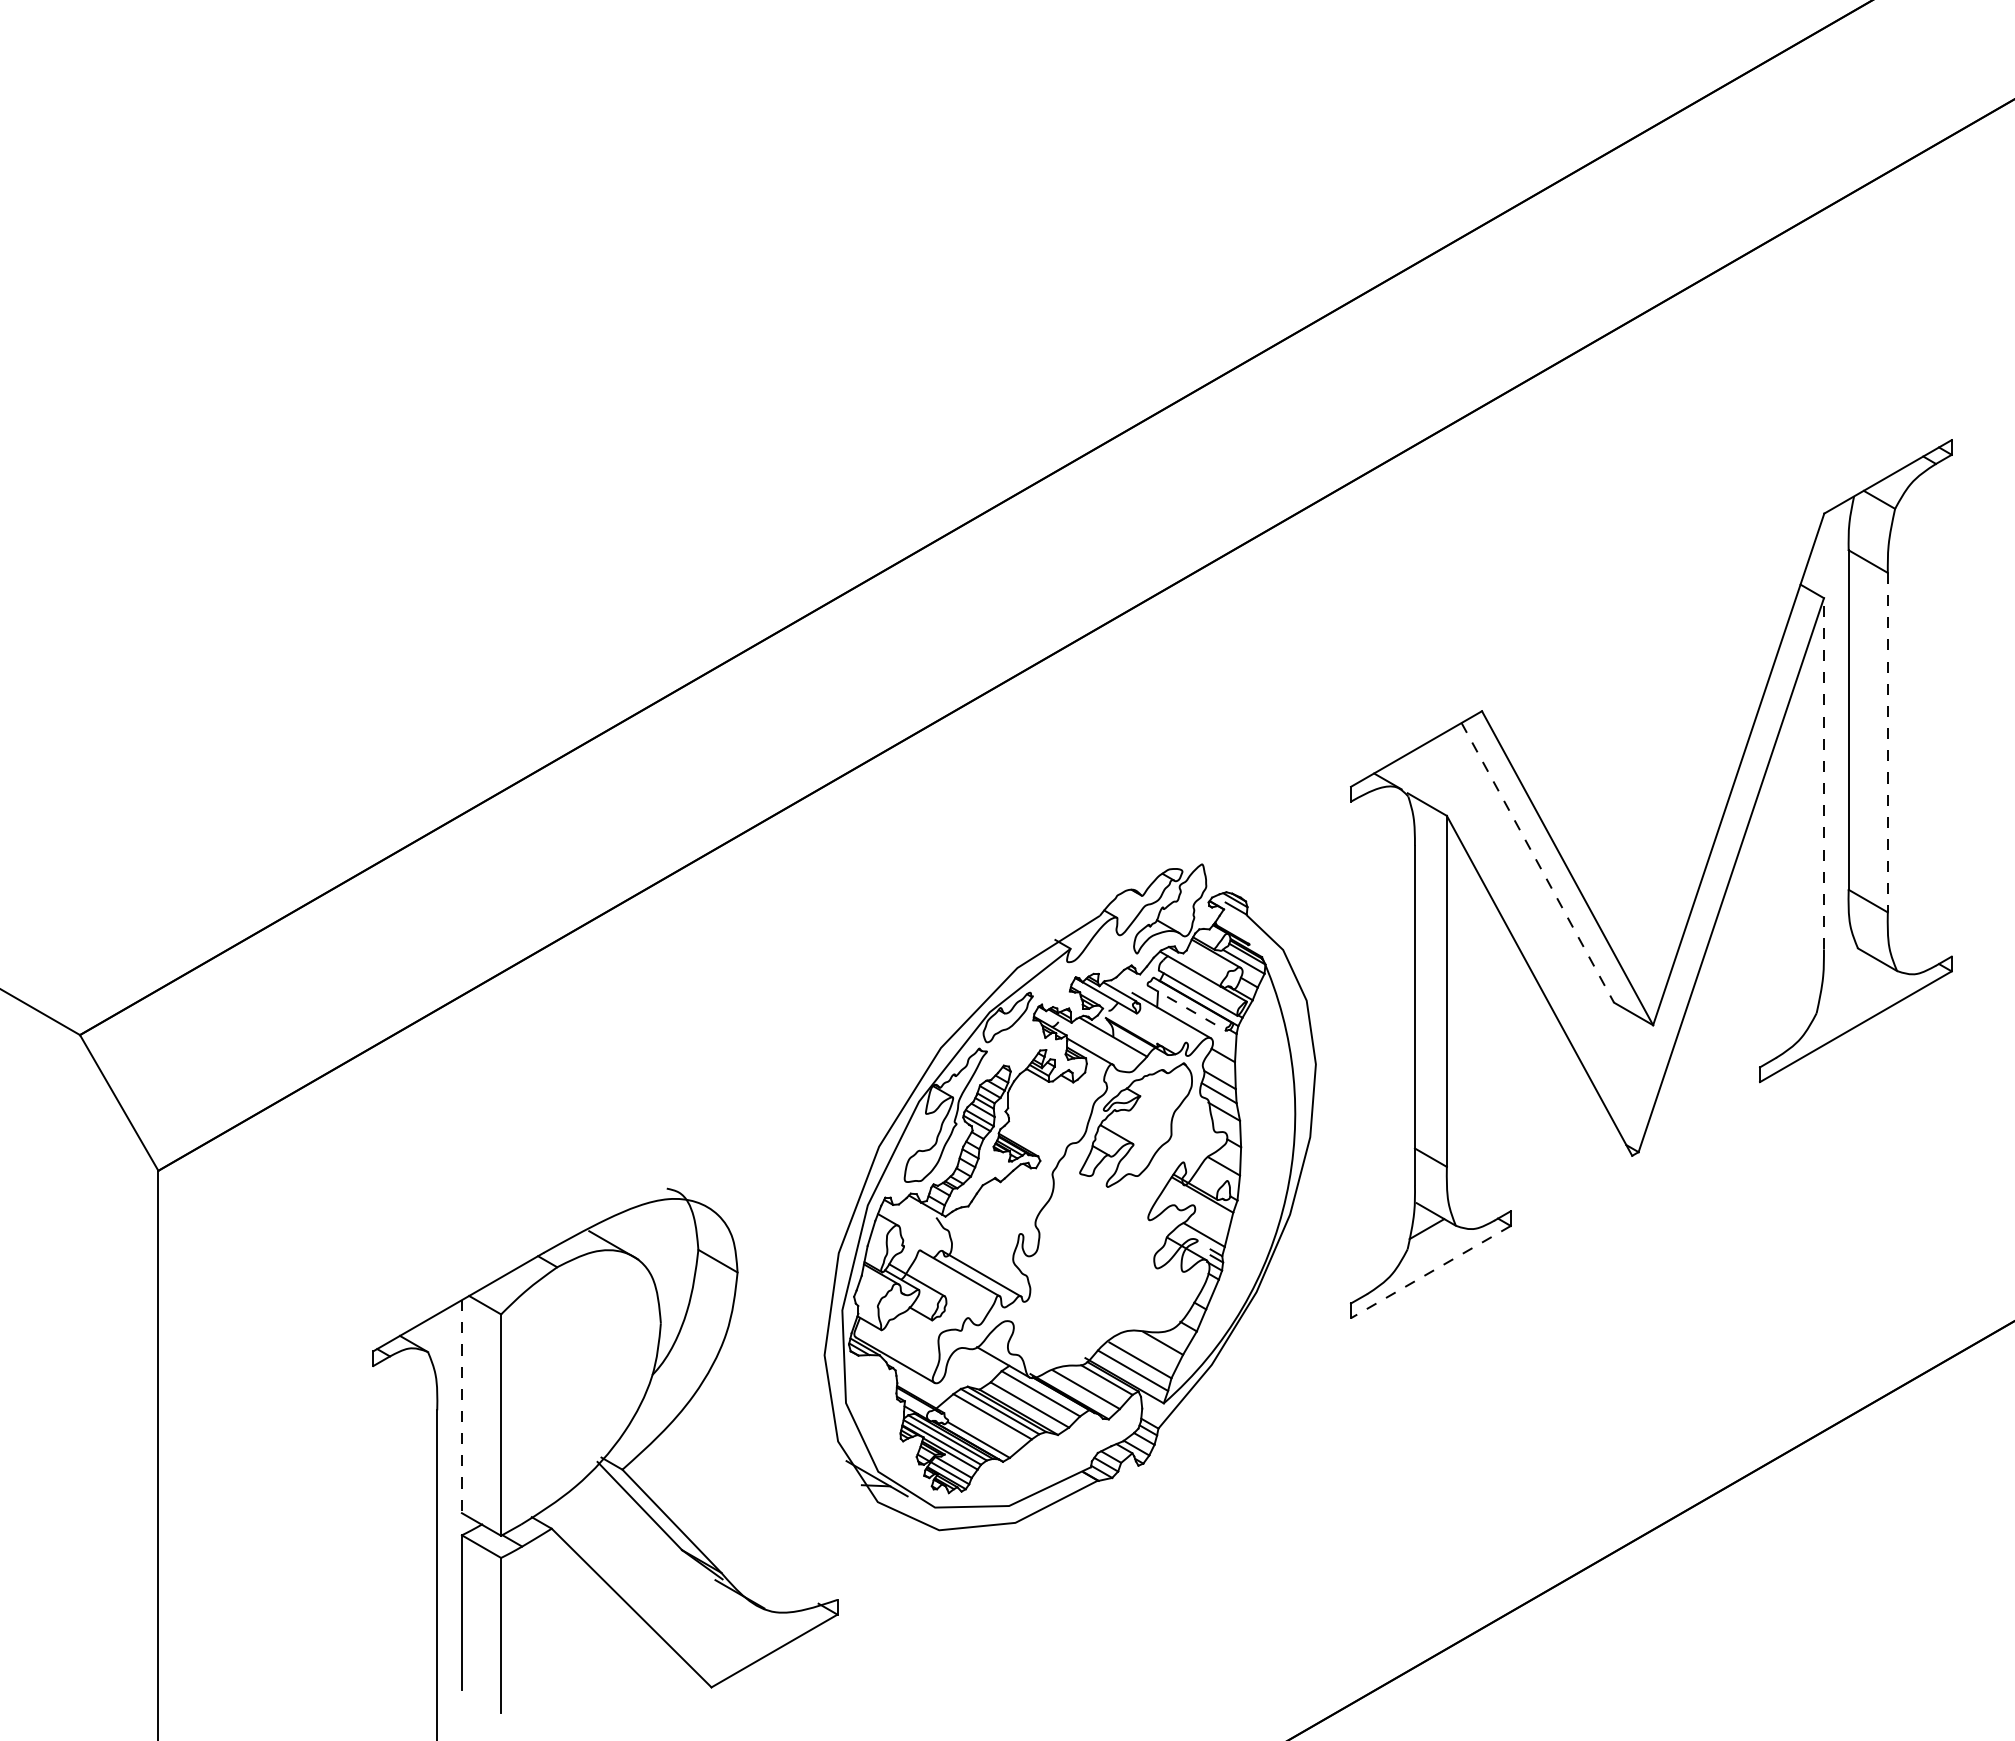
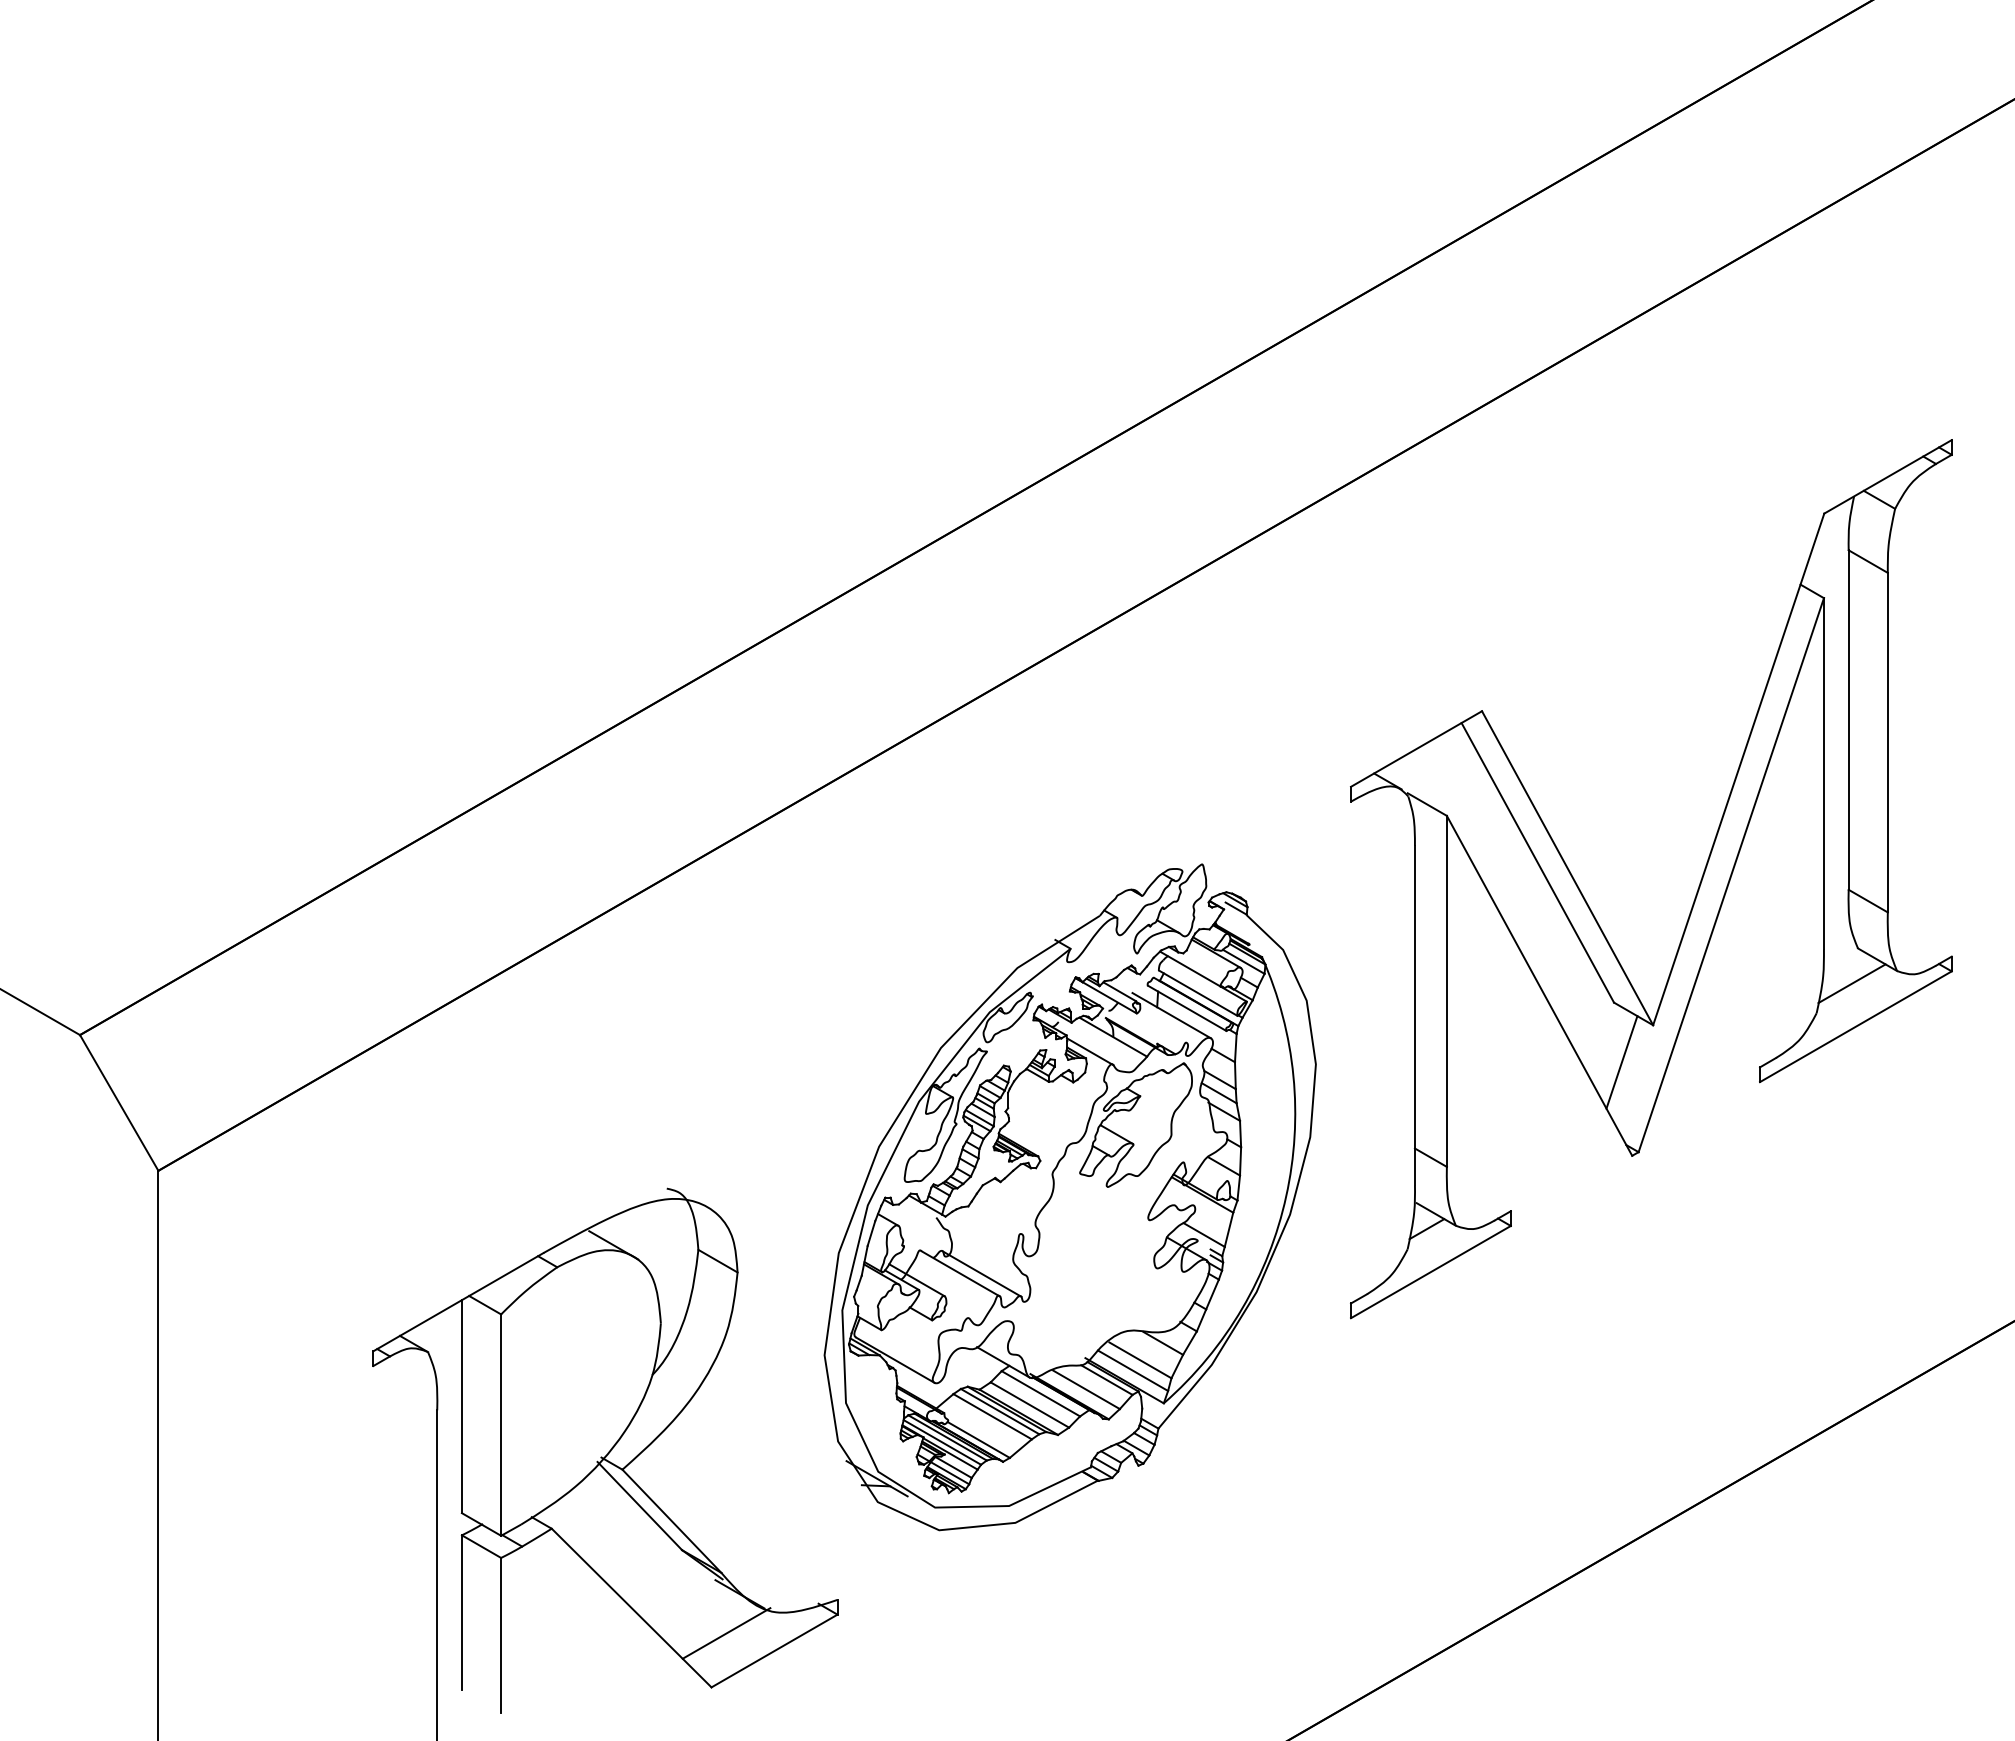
line: dashed -> solid (1887, 742)
line: dashed -> solid (1823, 773)
line: dashed -> solid (1538, 863)
line: none -> present (1851, 983)
line: dashed -> solid (1187, 1008)
line: none -> present (1621, 1062)
line: dashed -> solid (1430, 1272)
line: dashed -> solid (461, 1406)
line: none -> present (726, 1633)
